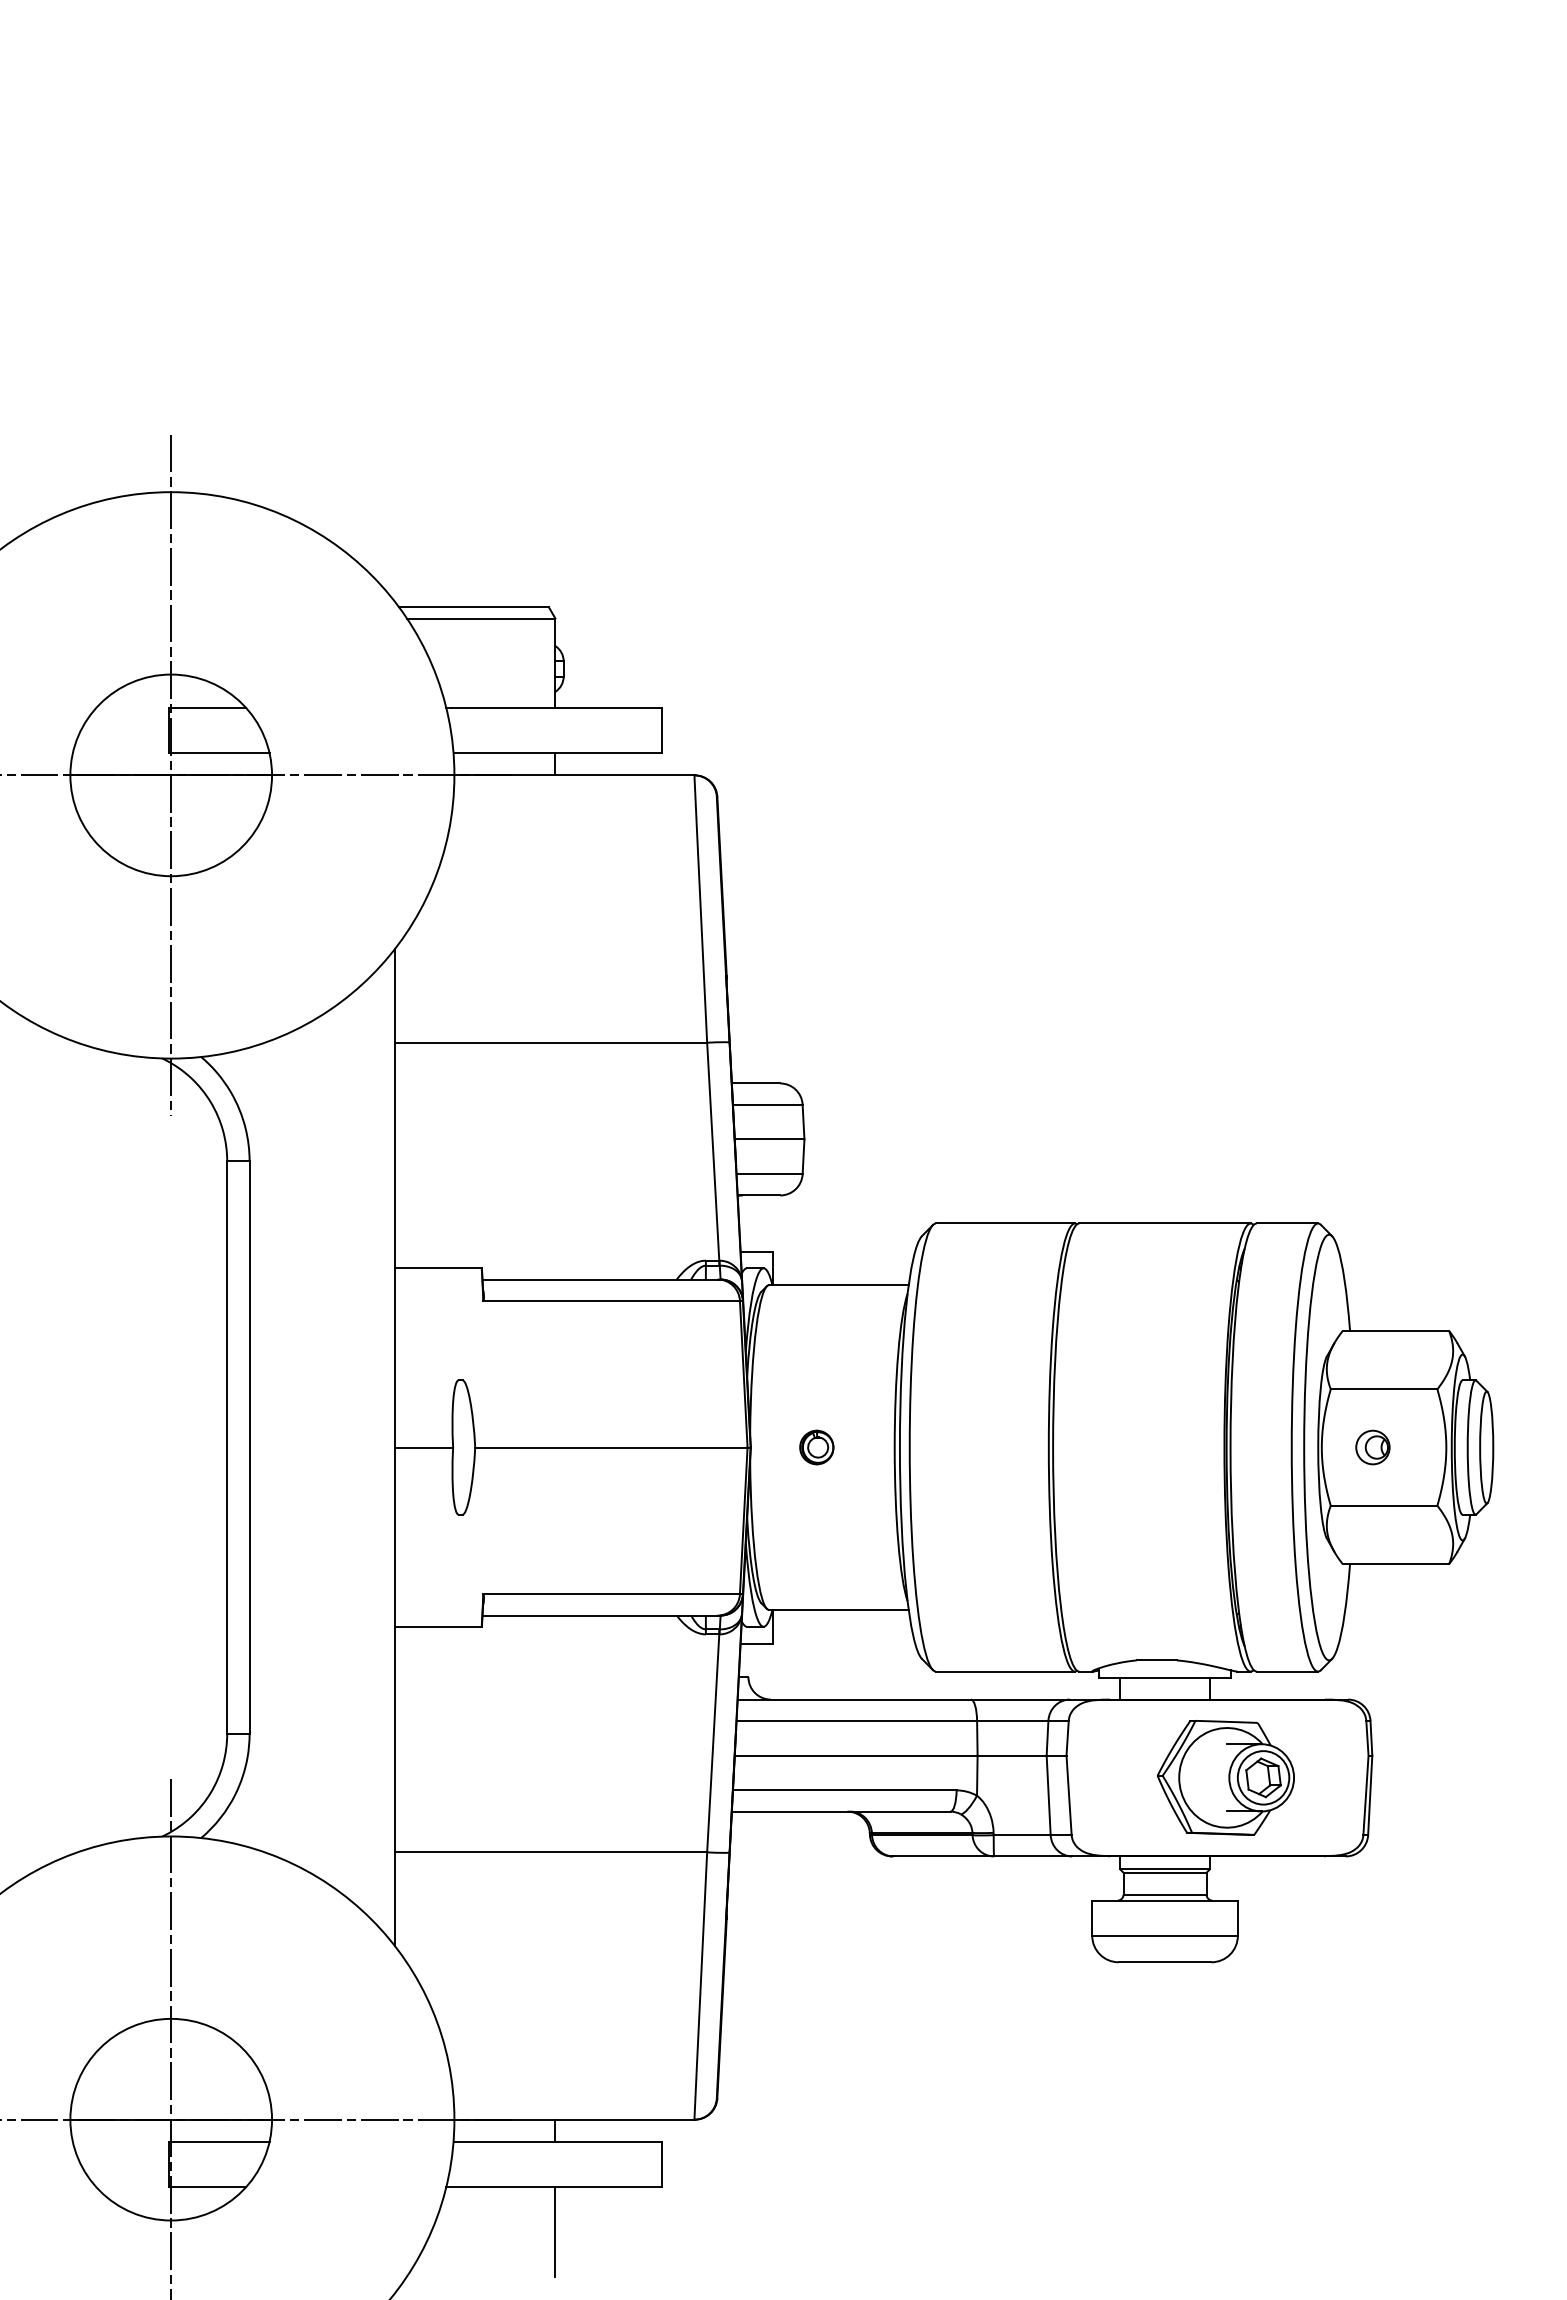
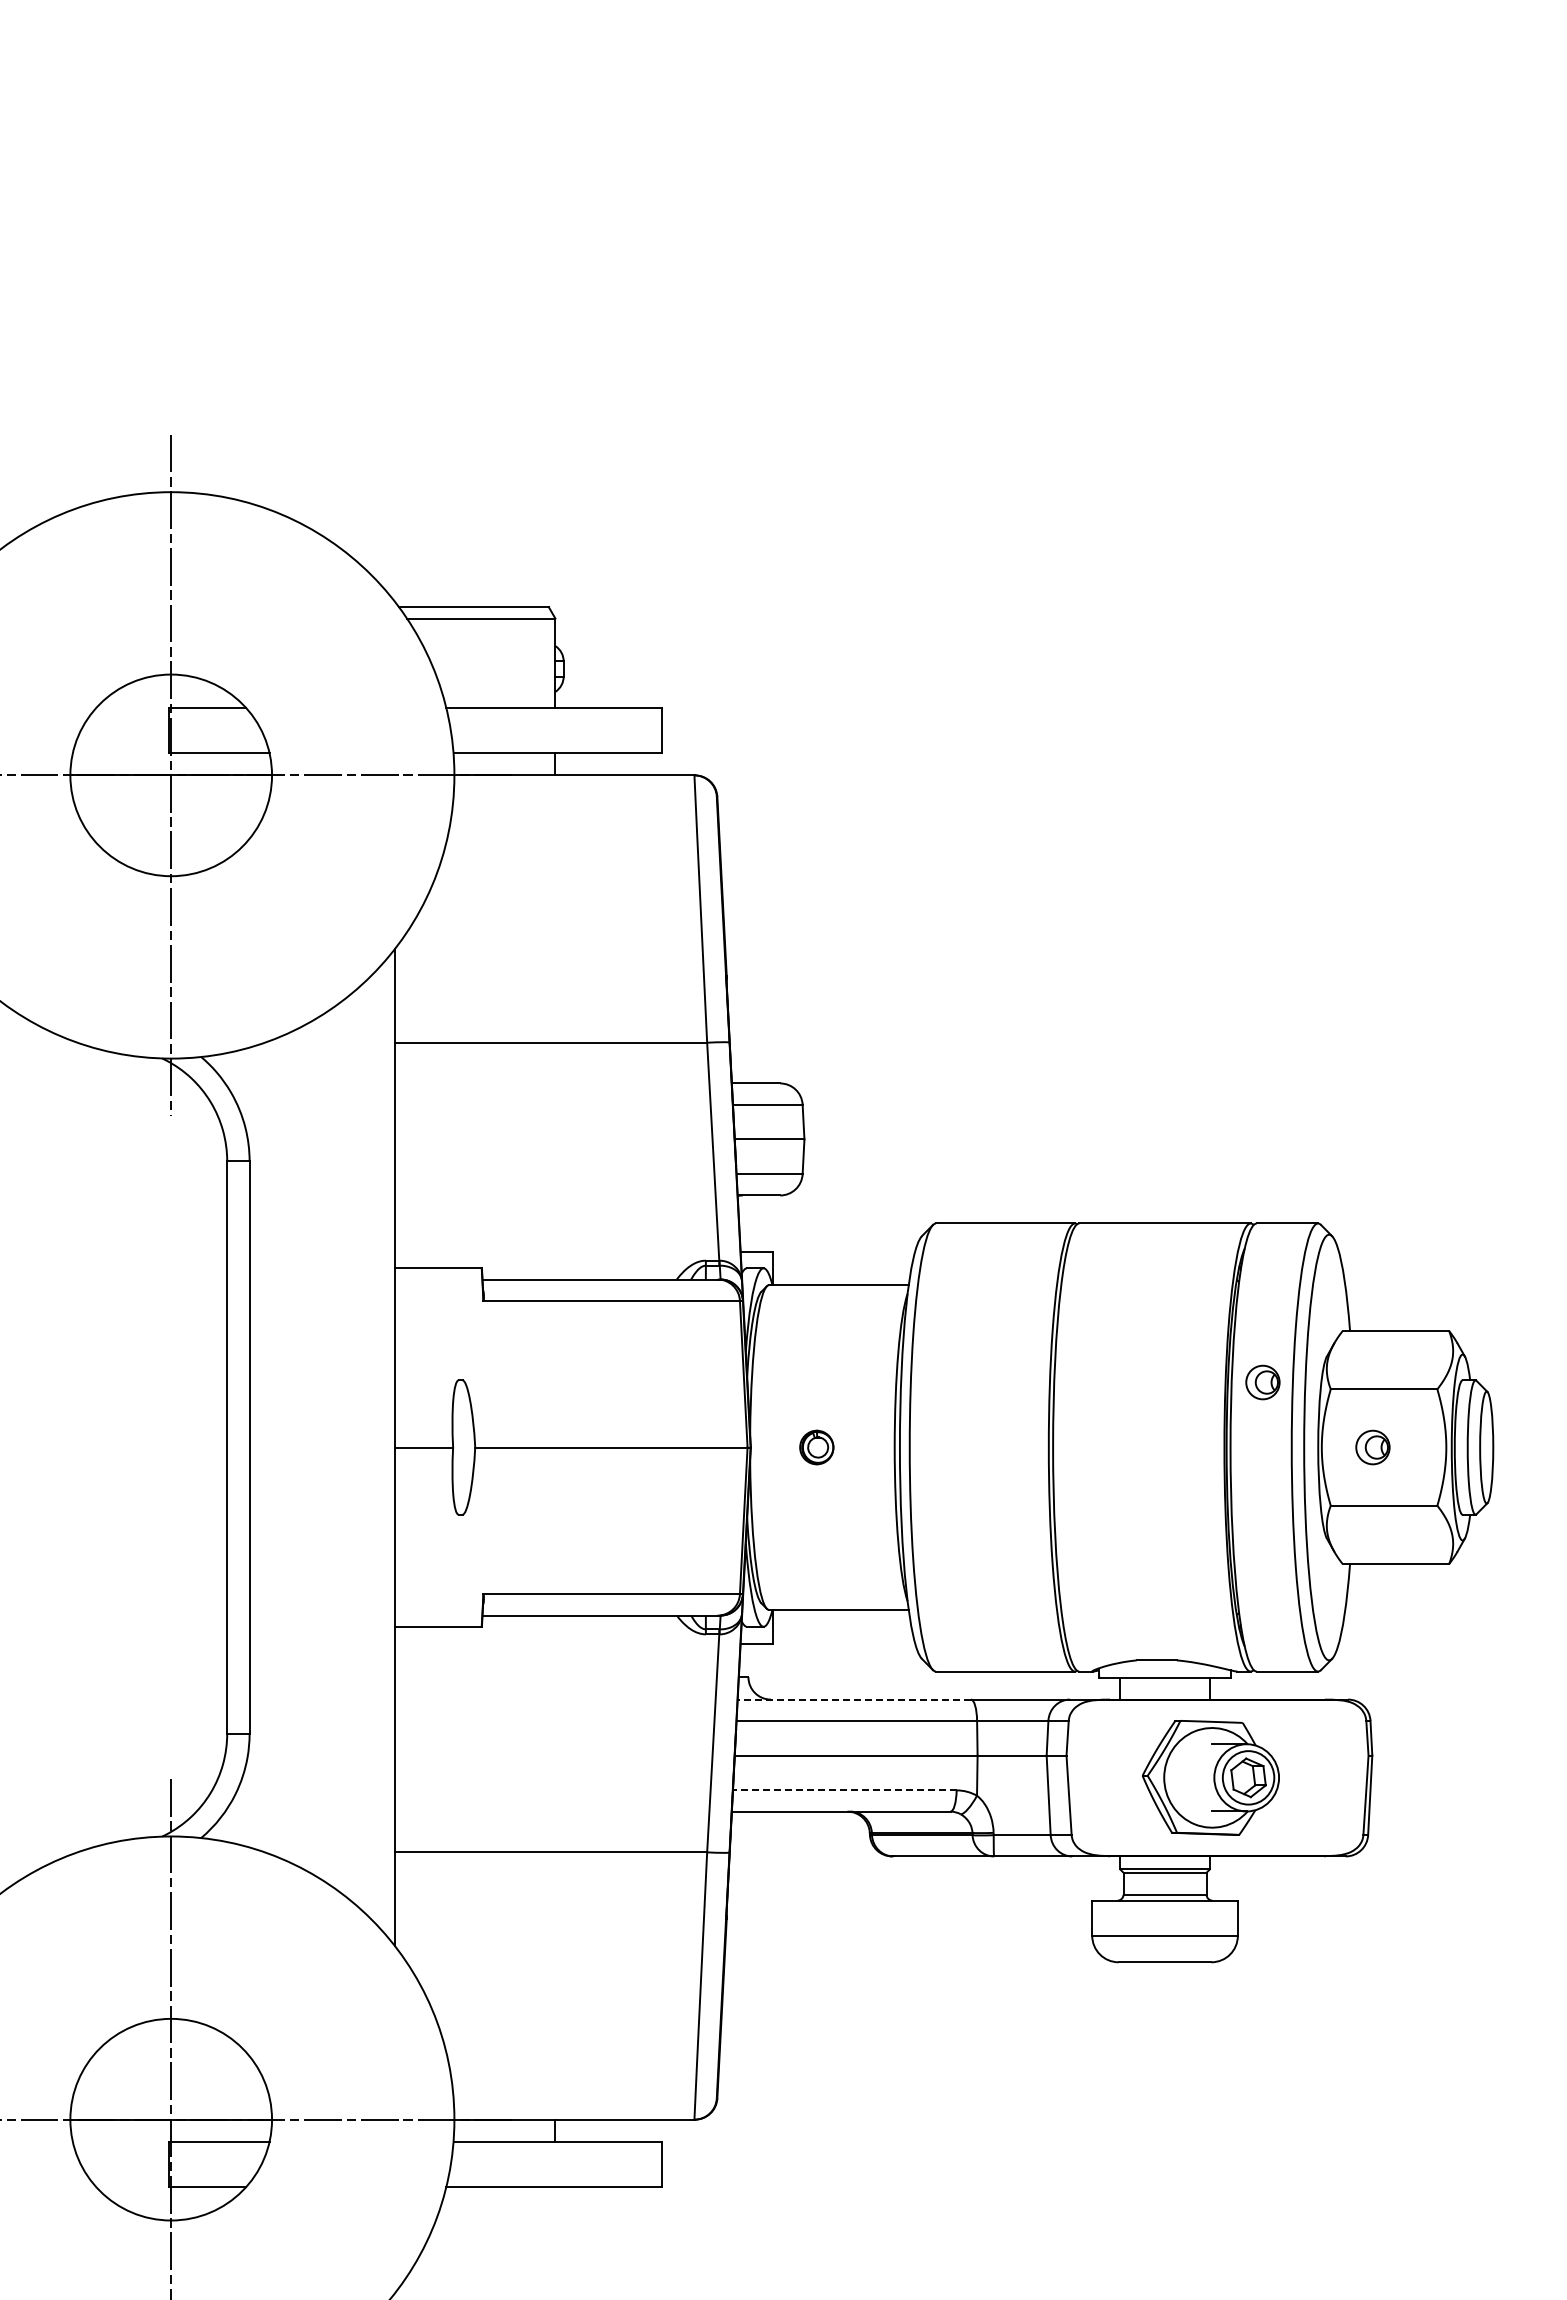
part: none -> present (1262, 1382)
line: solid -> dashed (854, 1699)
part position: (1225, 1777) -> (1210, 1777) (1210, 1777)
line: solid -> dashed (844, 1790)
line: present -> none (555, 2231)
